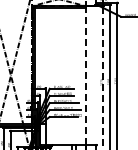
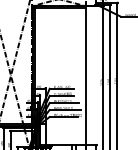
line: dashed -> solid (85, 76)
line: dashed -> solid (103, 78)
